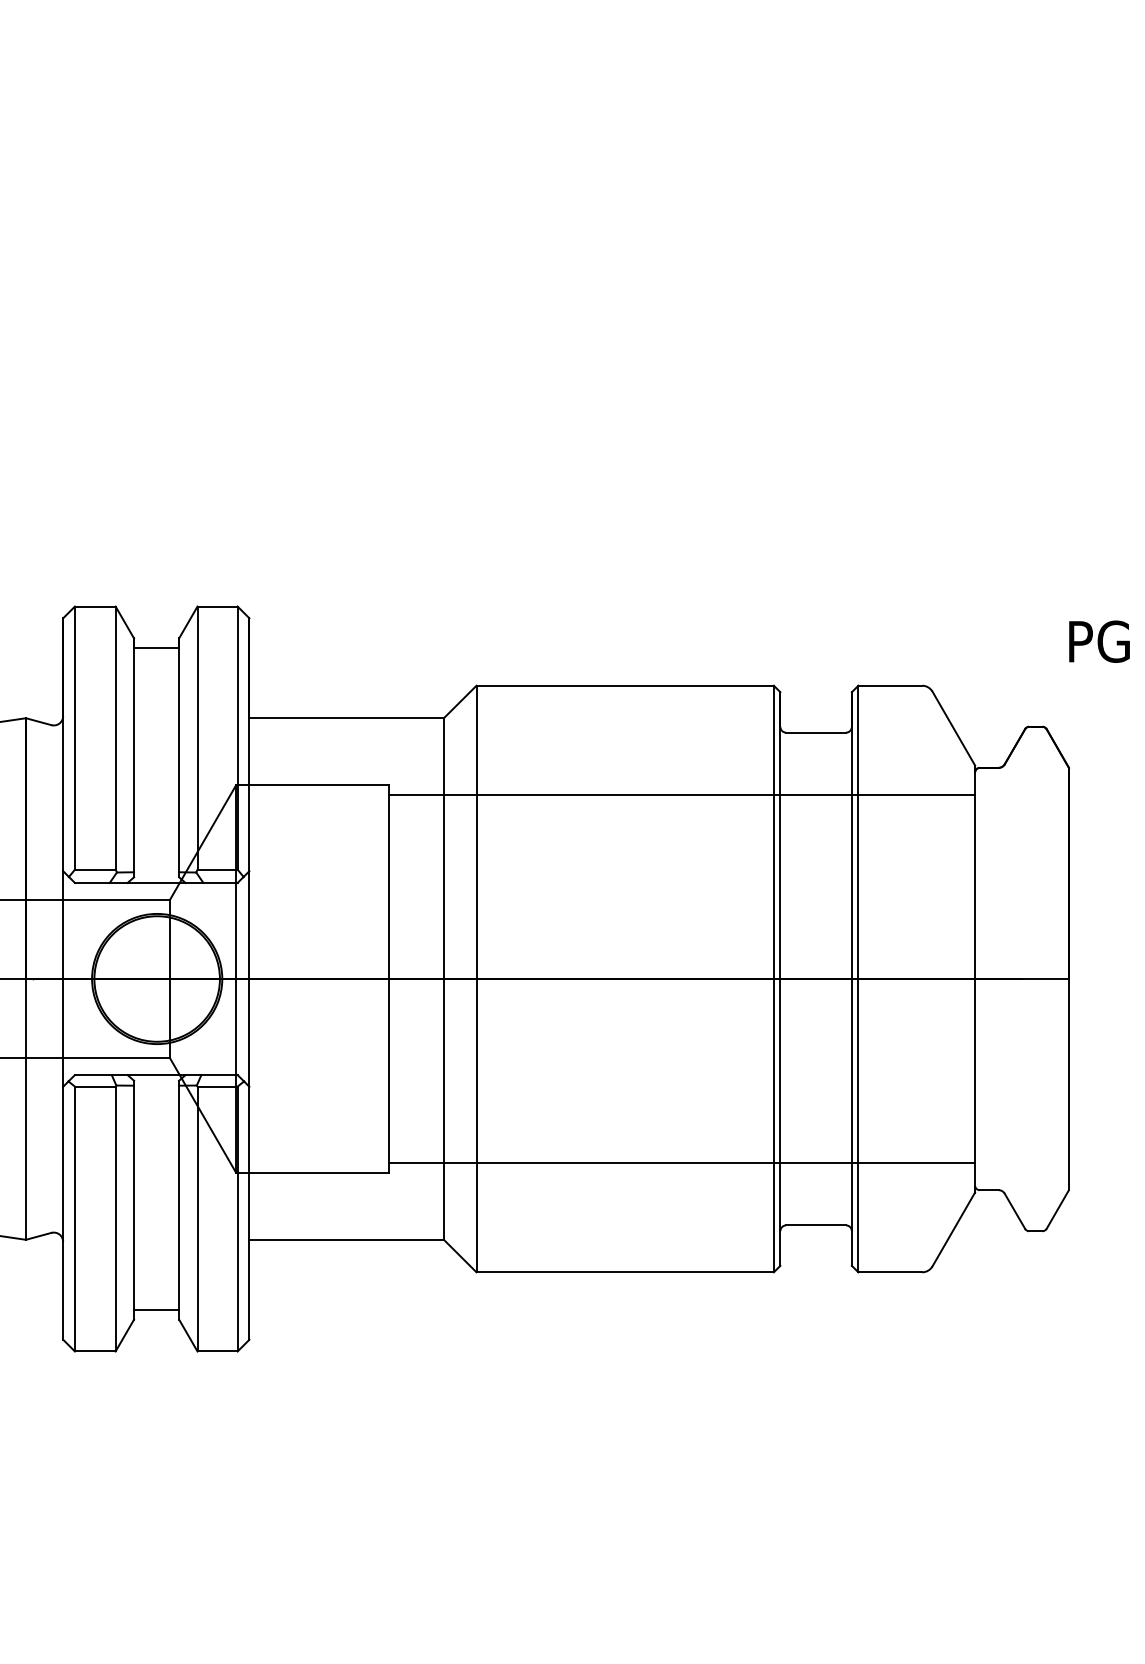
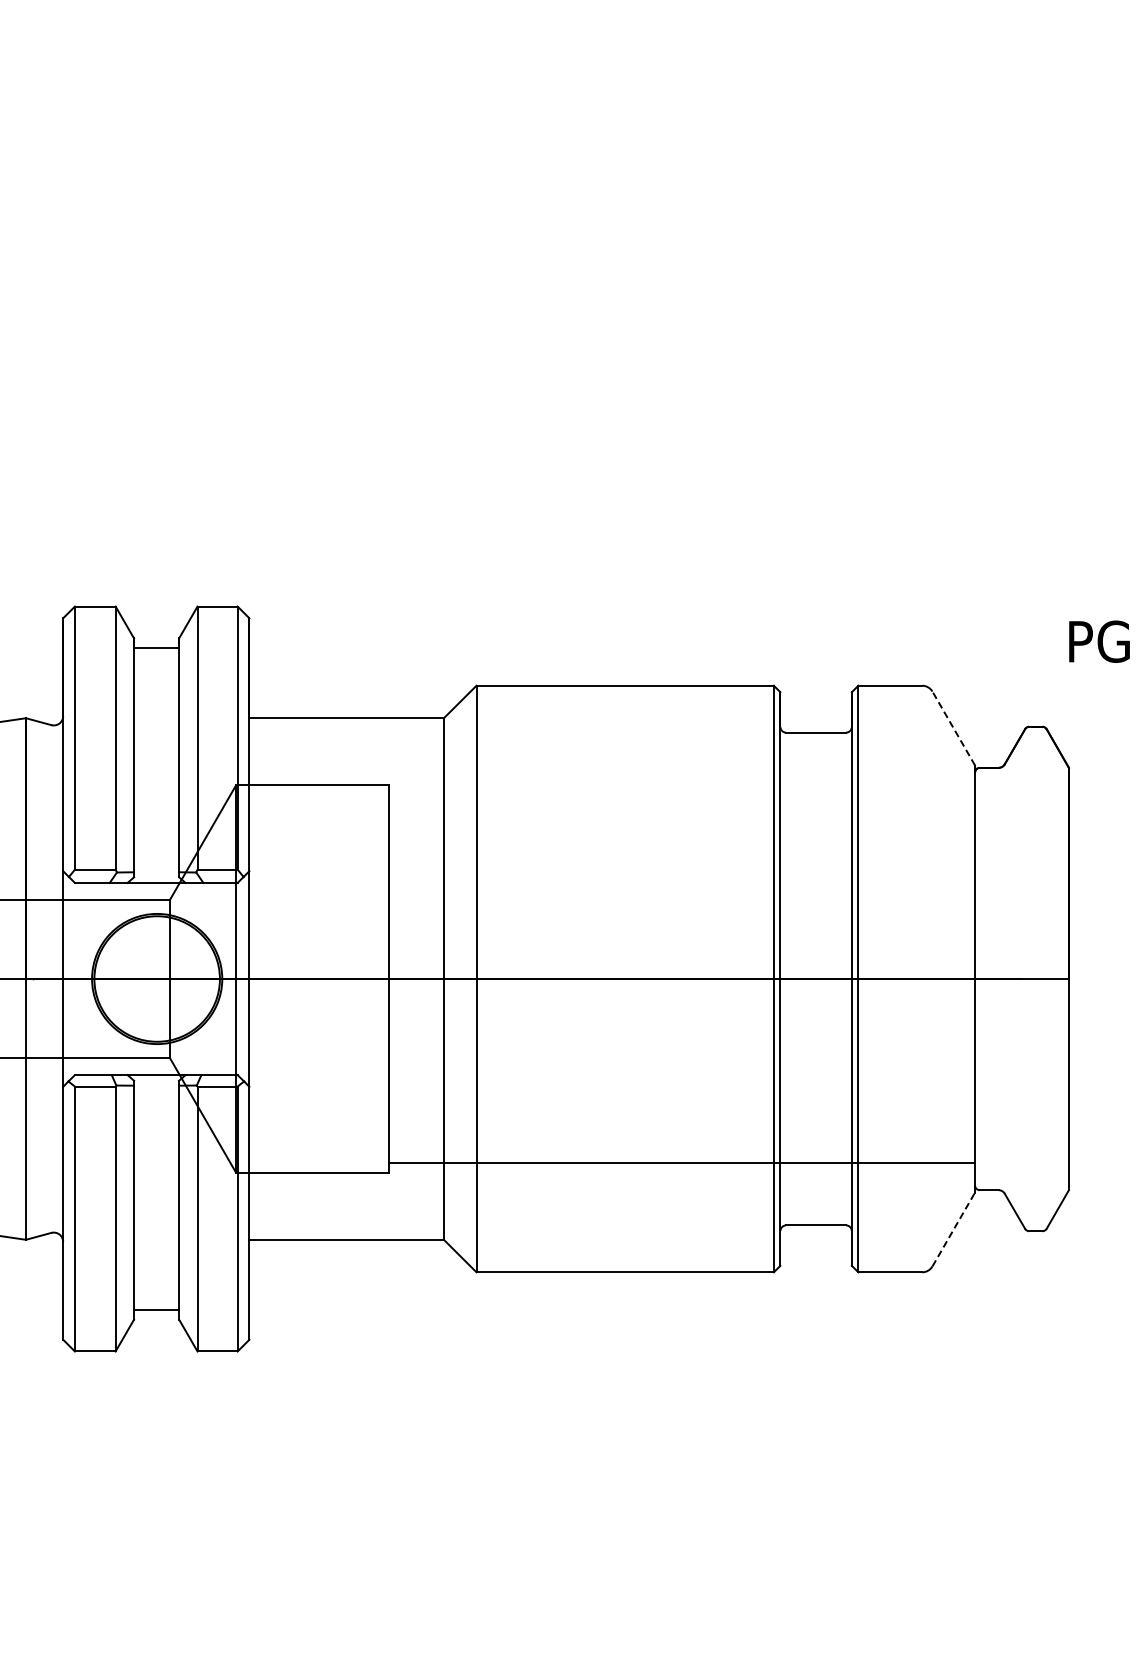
line: solid -> dashed (953, 728)
line: present -> none (681, 794)
line: solid -> dashed (953, 1229)
